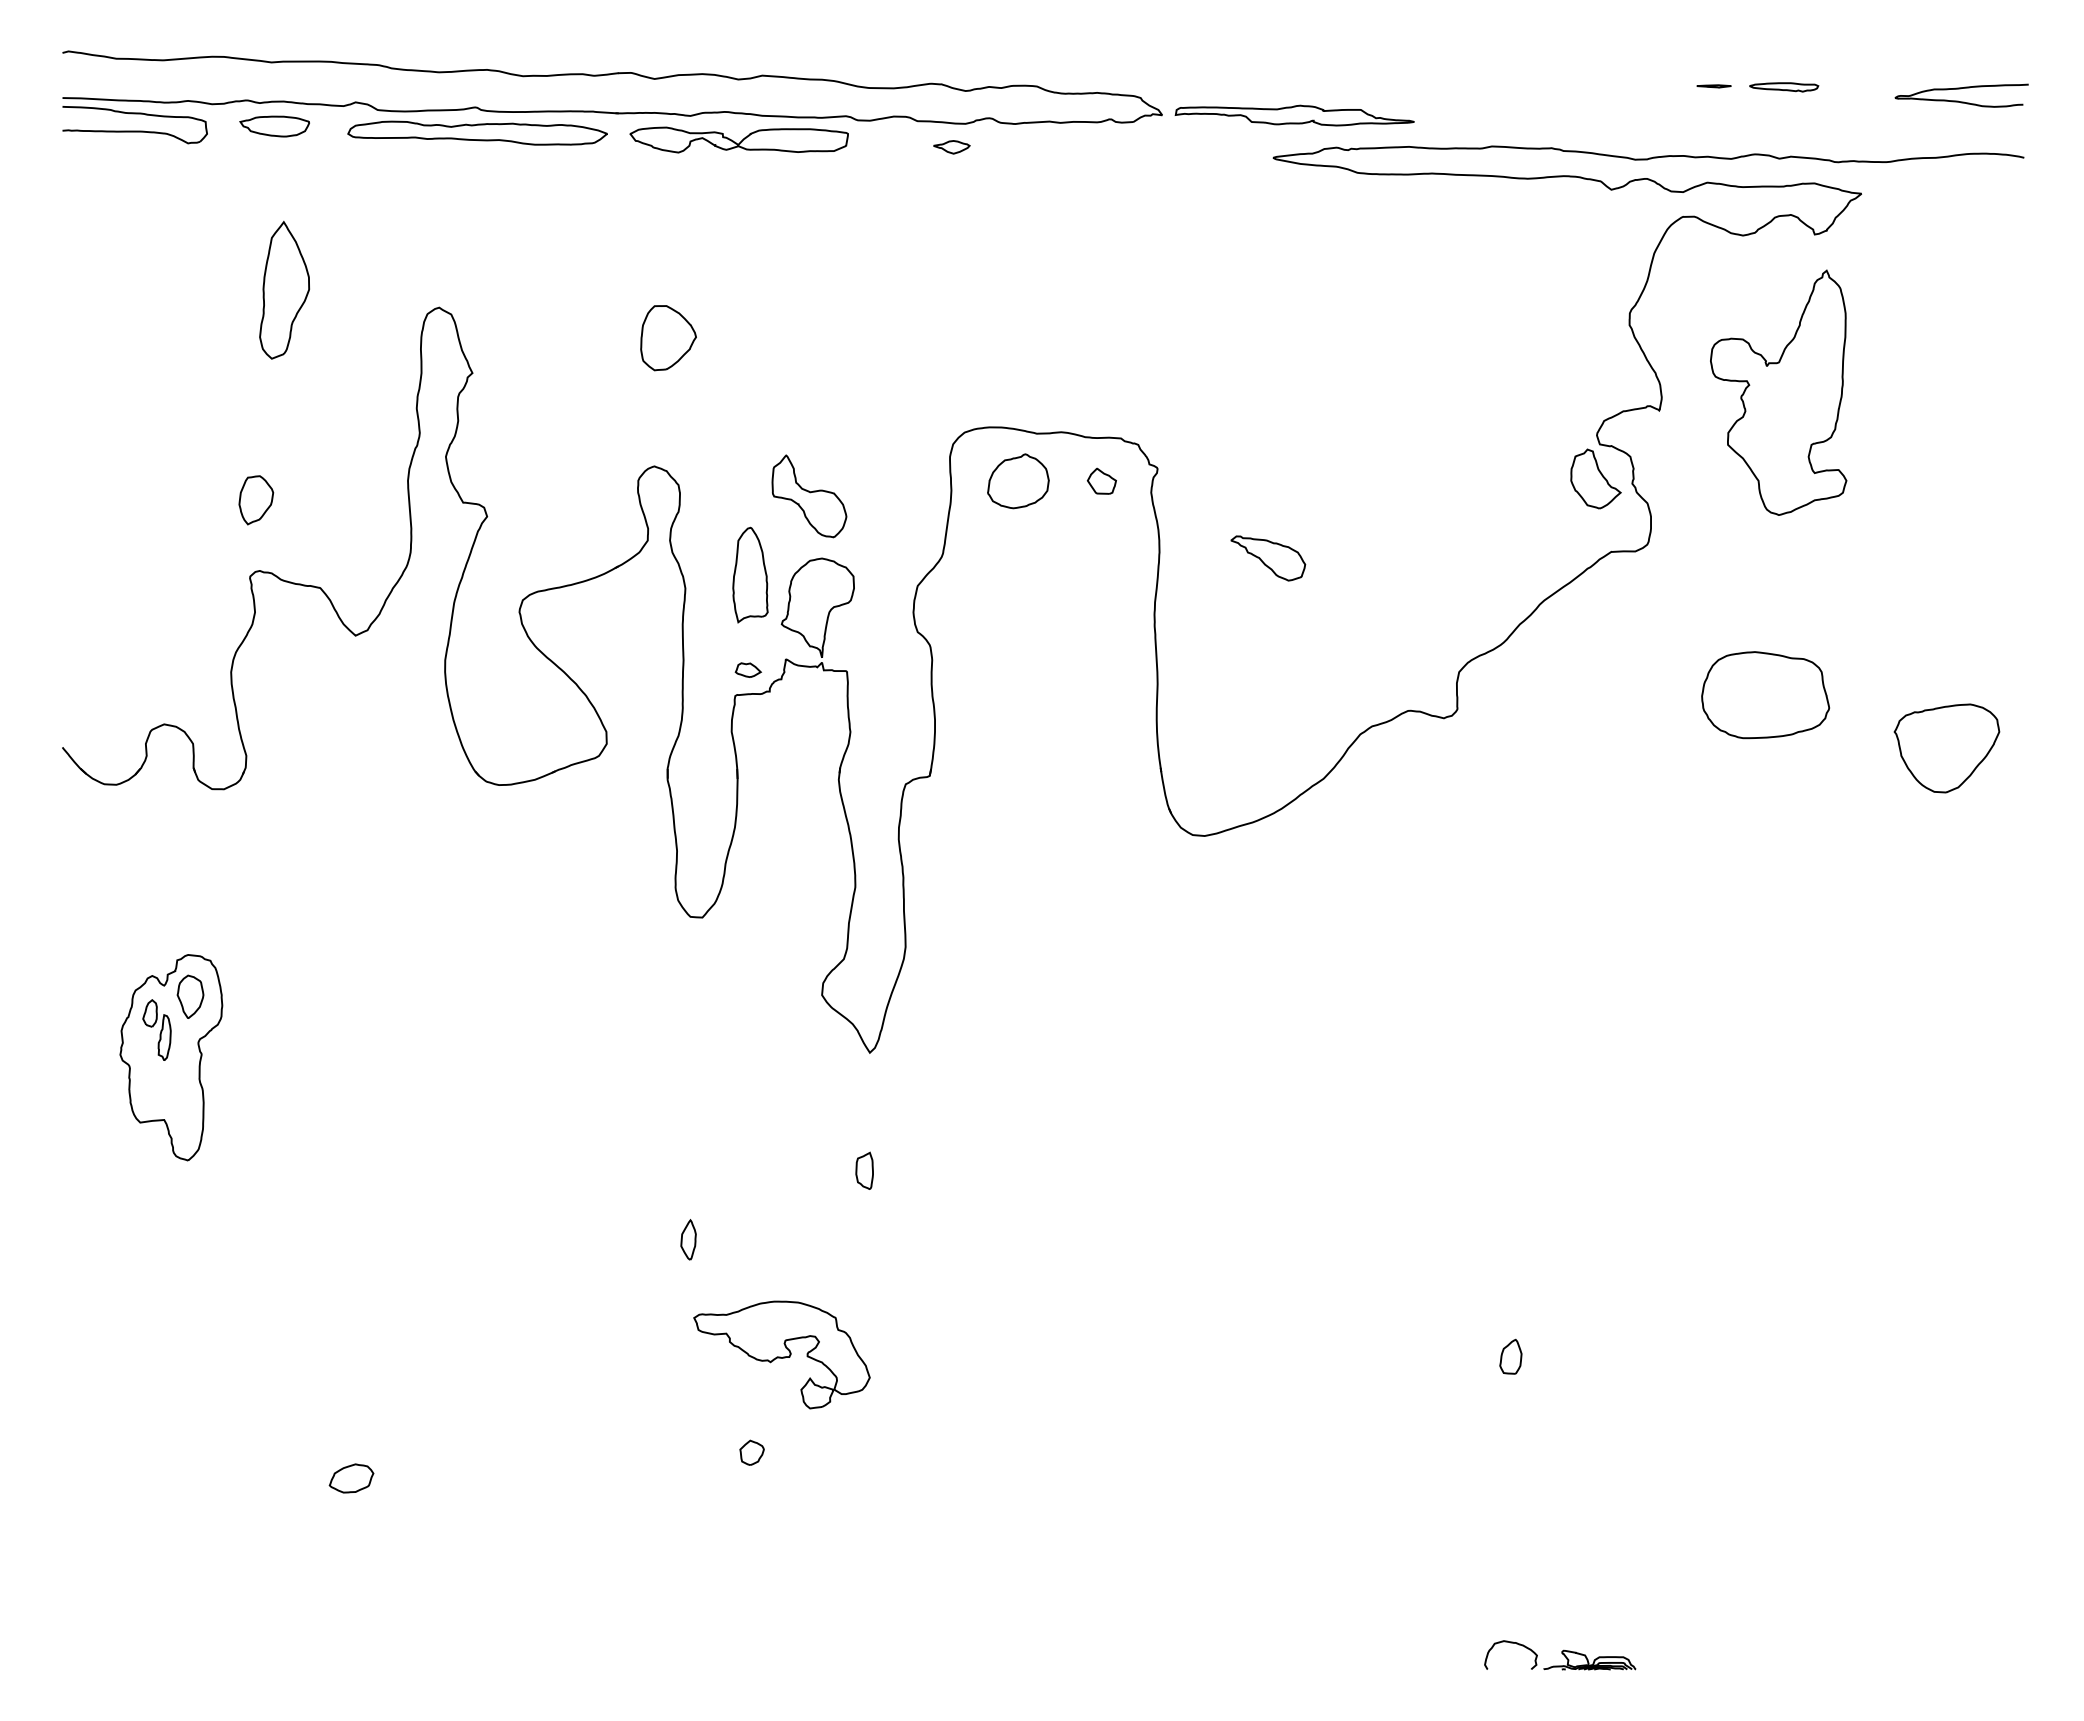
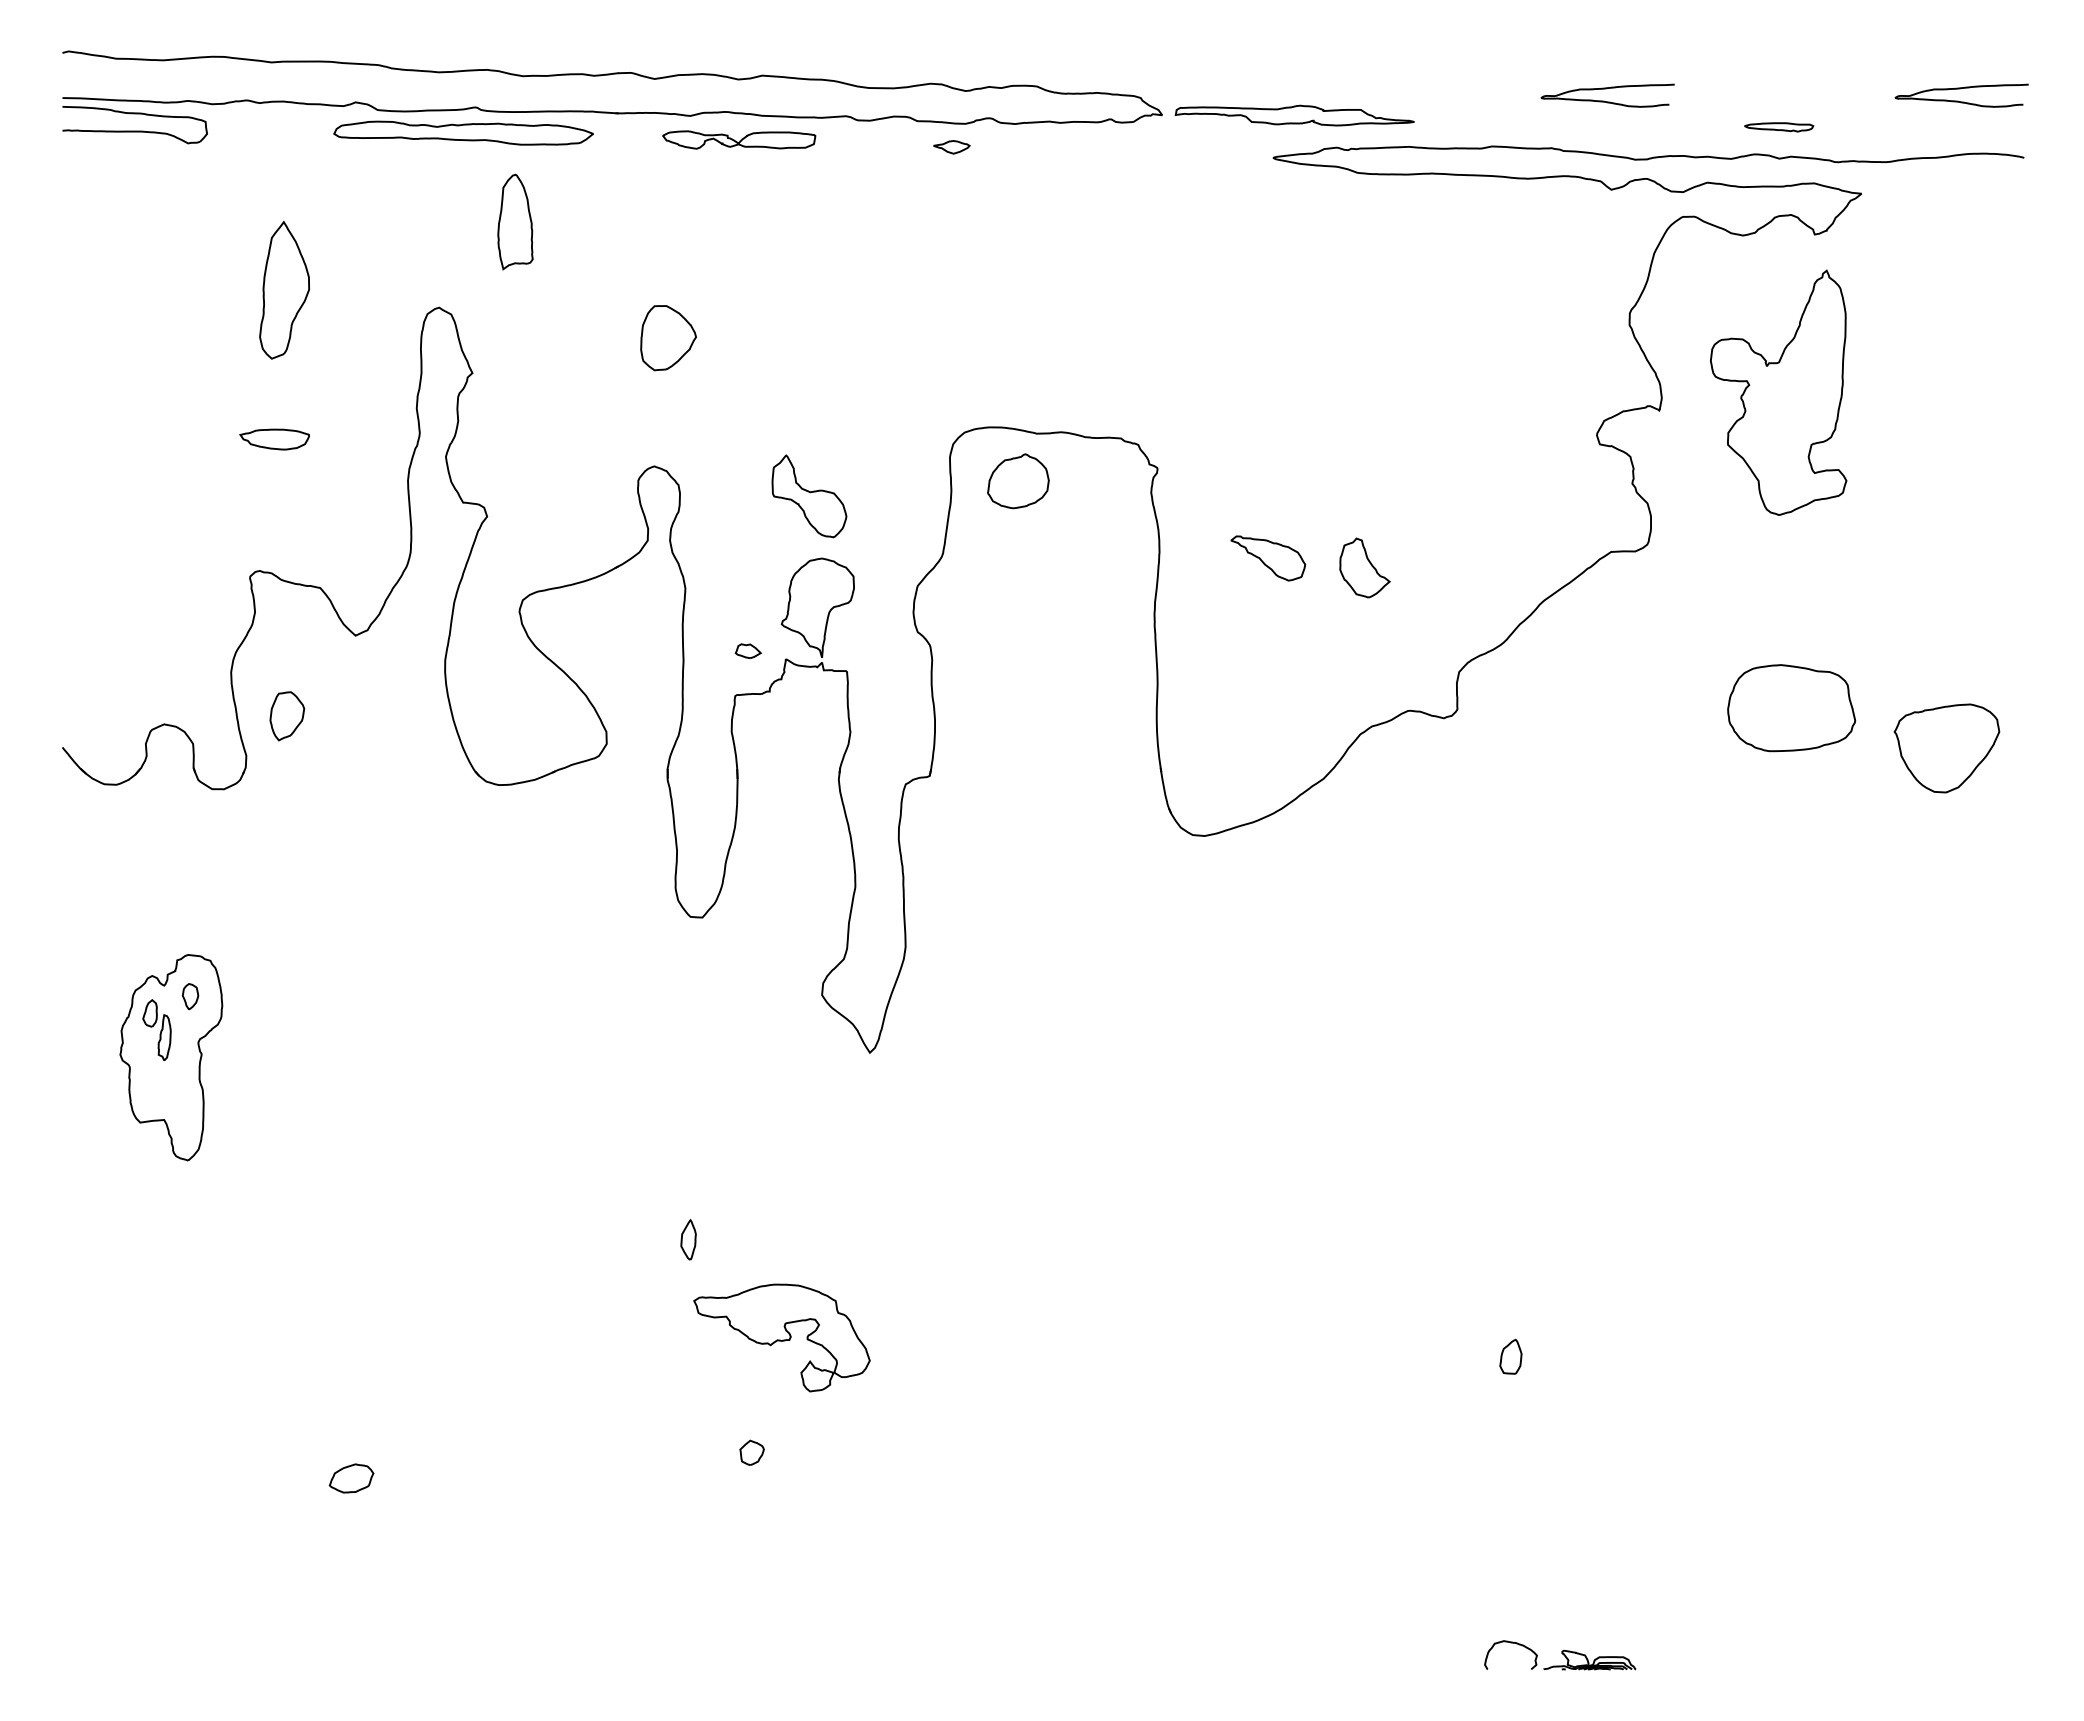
line: present -> none (1713, 86)
part position: (1784, 87) -> (1779, 127) (1779, 127)
curve: none -> present (1604, 100)
part position: (274, 126) -> (274, 439) (274, 439)
part position: (477, 132) -> (463, 132) (463, 132)
part size: 220x28 px -> 155x20 px (739, 139)
part position: (1595, 478) -> (1364, 567) (1364, 567)
part: present -> none (1101, 480)
part position: (256, 500) -> (287, 716) (287, 716)
part position: (750, 574) -> (515, 221) (515, 221)
part position: (747, 669) -> (747, 650) (747, 650)
part position: (1765, 695) -> (1791, 708) (1791, 708)
part size: 29x45 px -> 19x28 px (190, 996)
part: present -> none (864, 1170)
part position: (781, 1354) -> (781, 1337) (781, 1337)
